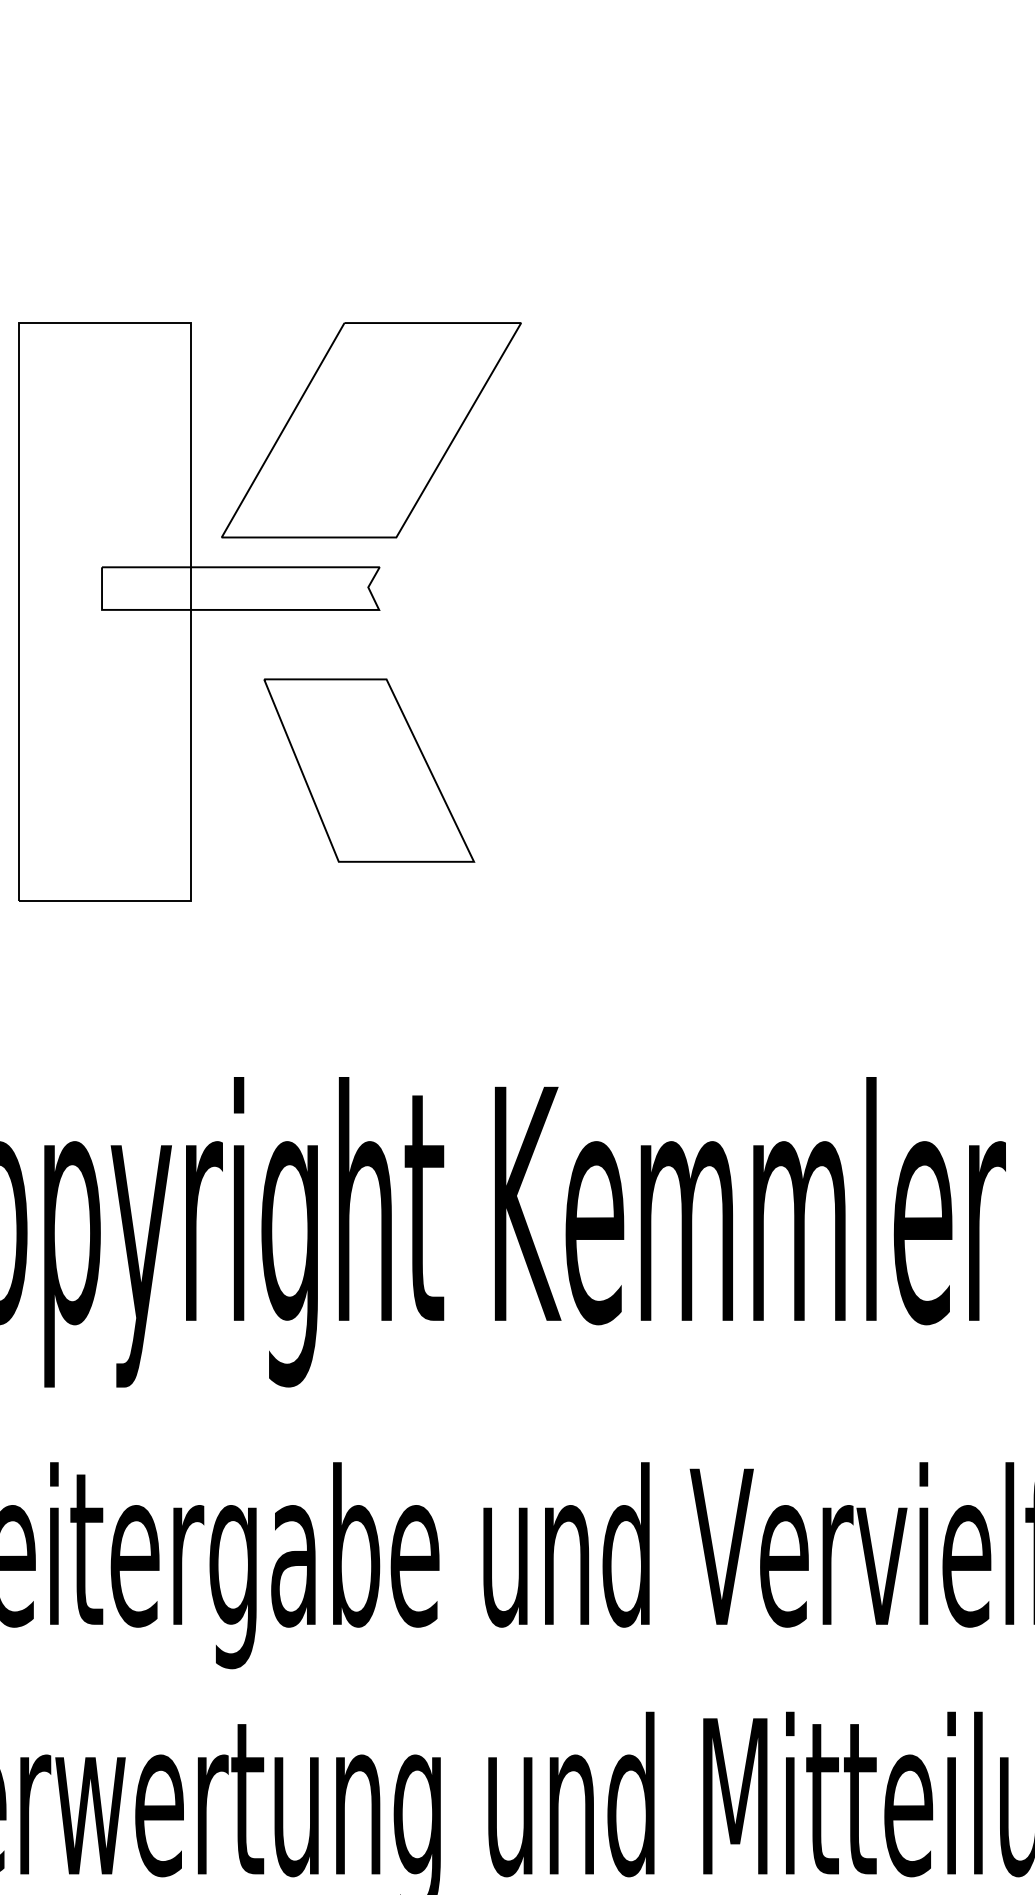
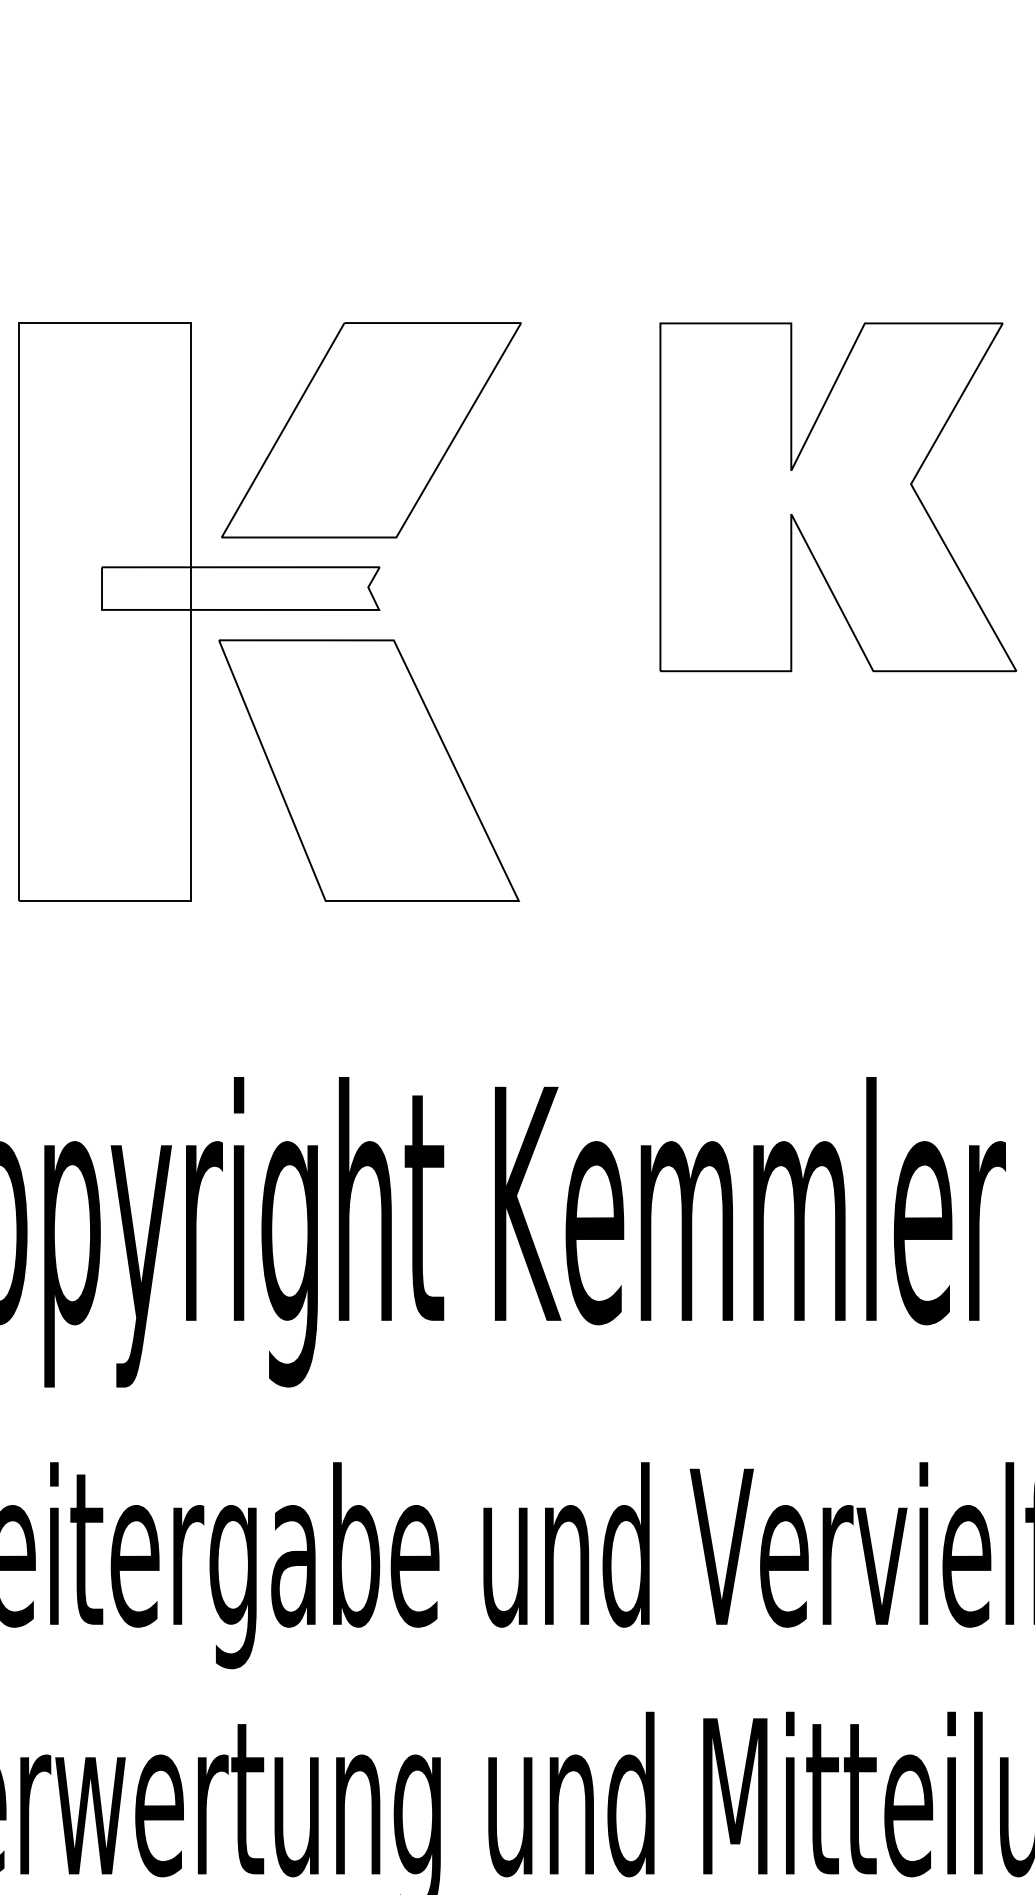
part: none -> present (838, 497)
part size: 213x185 px -> 303x263 px (369, 770)
